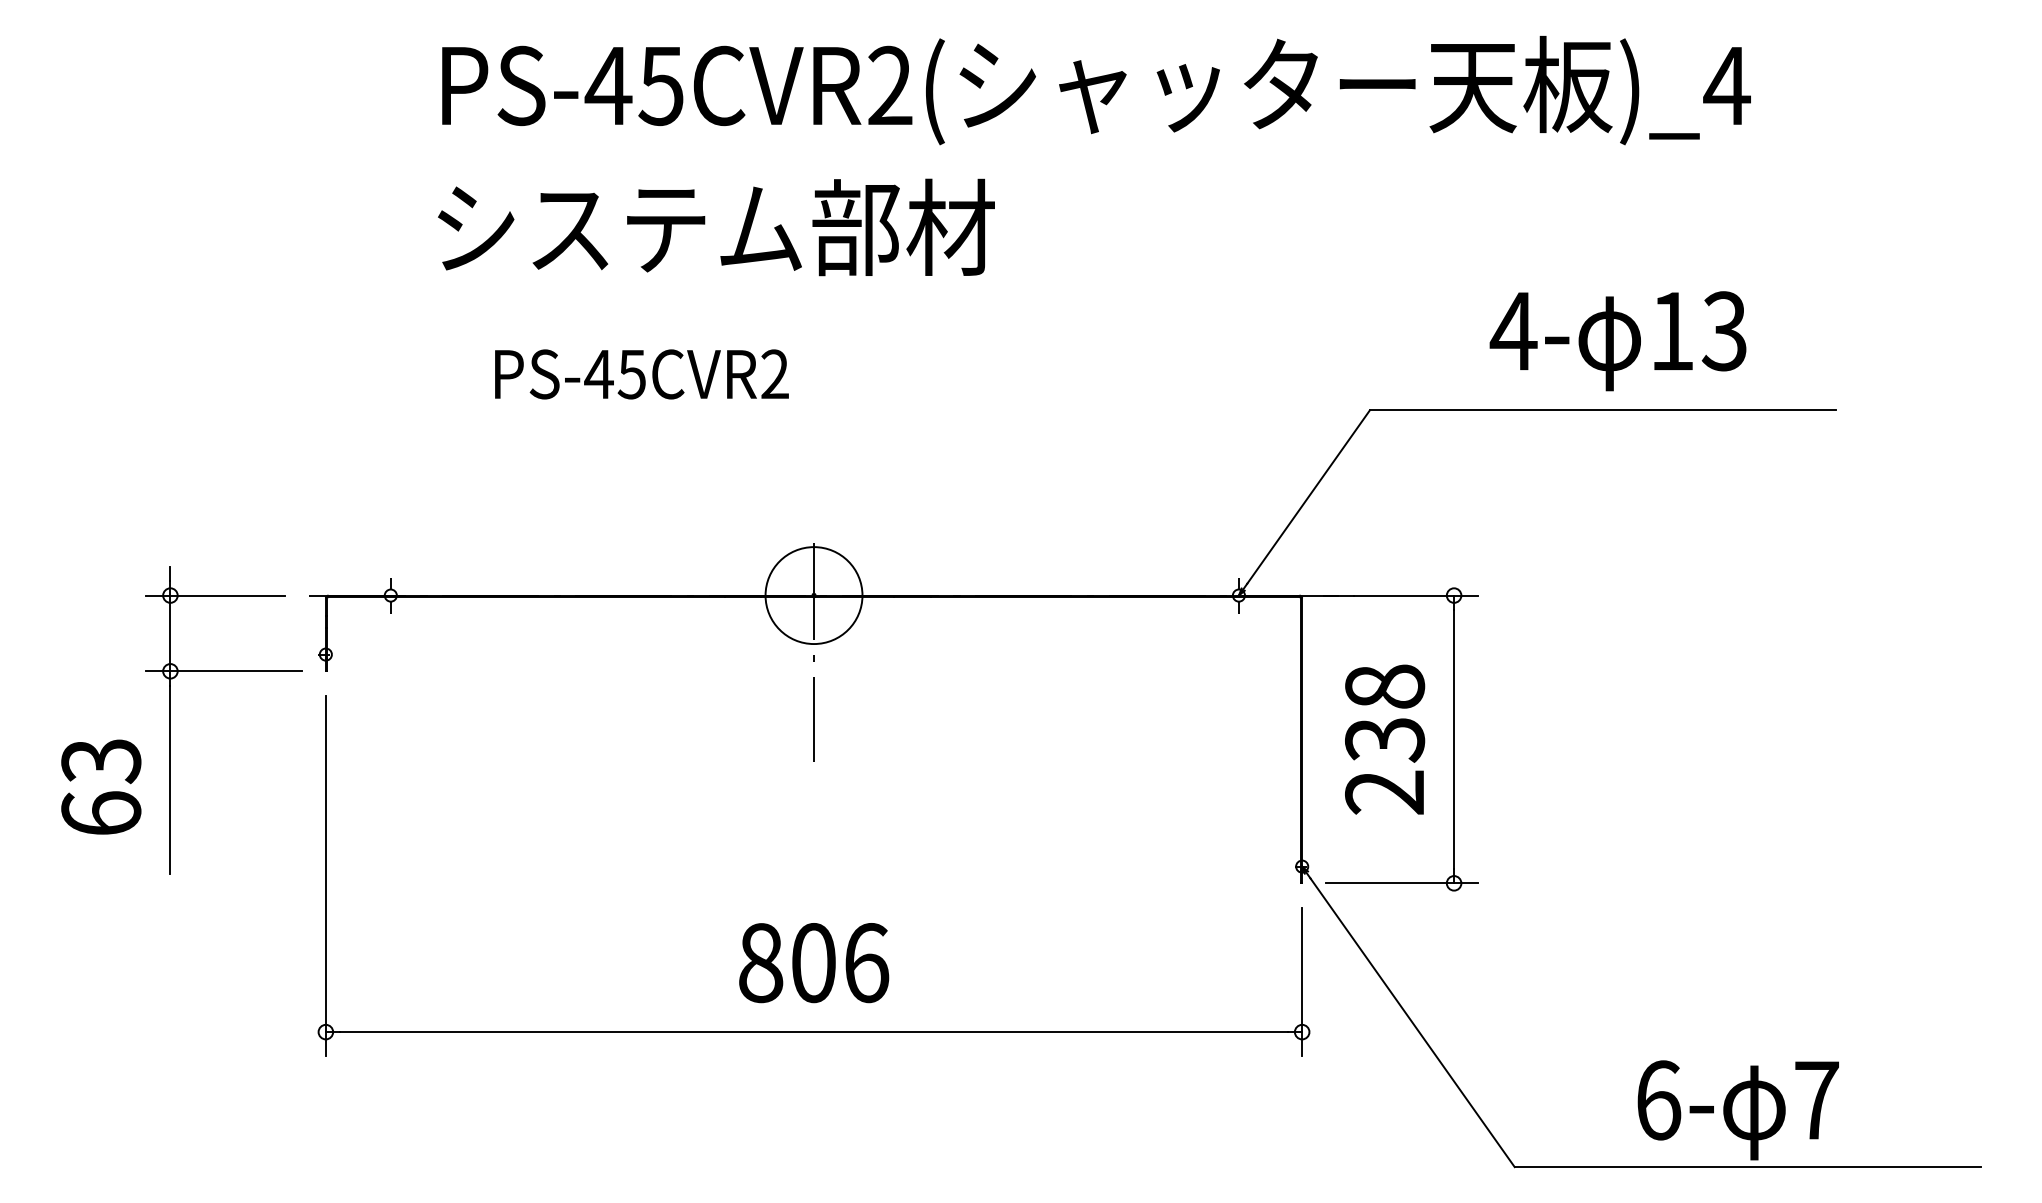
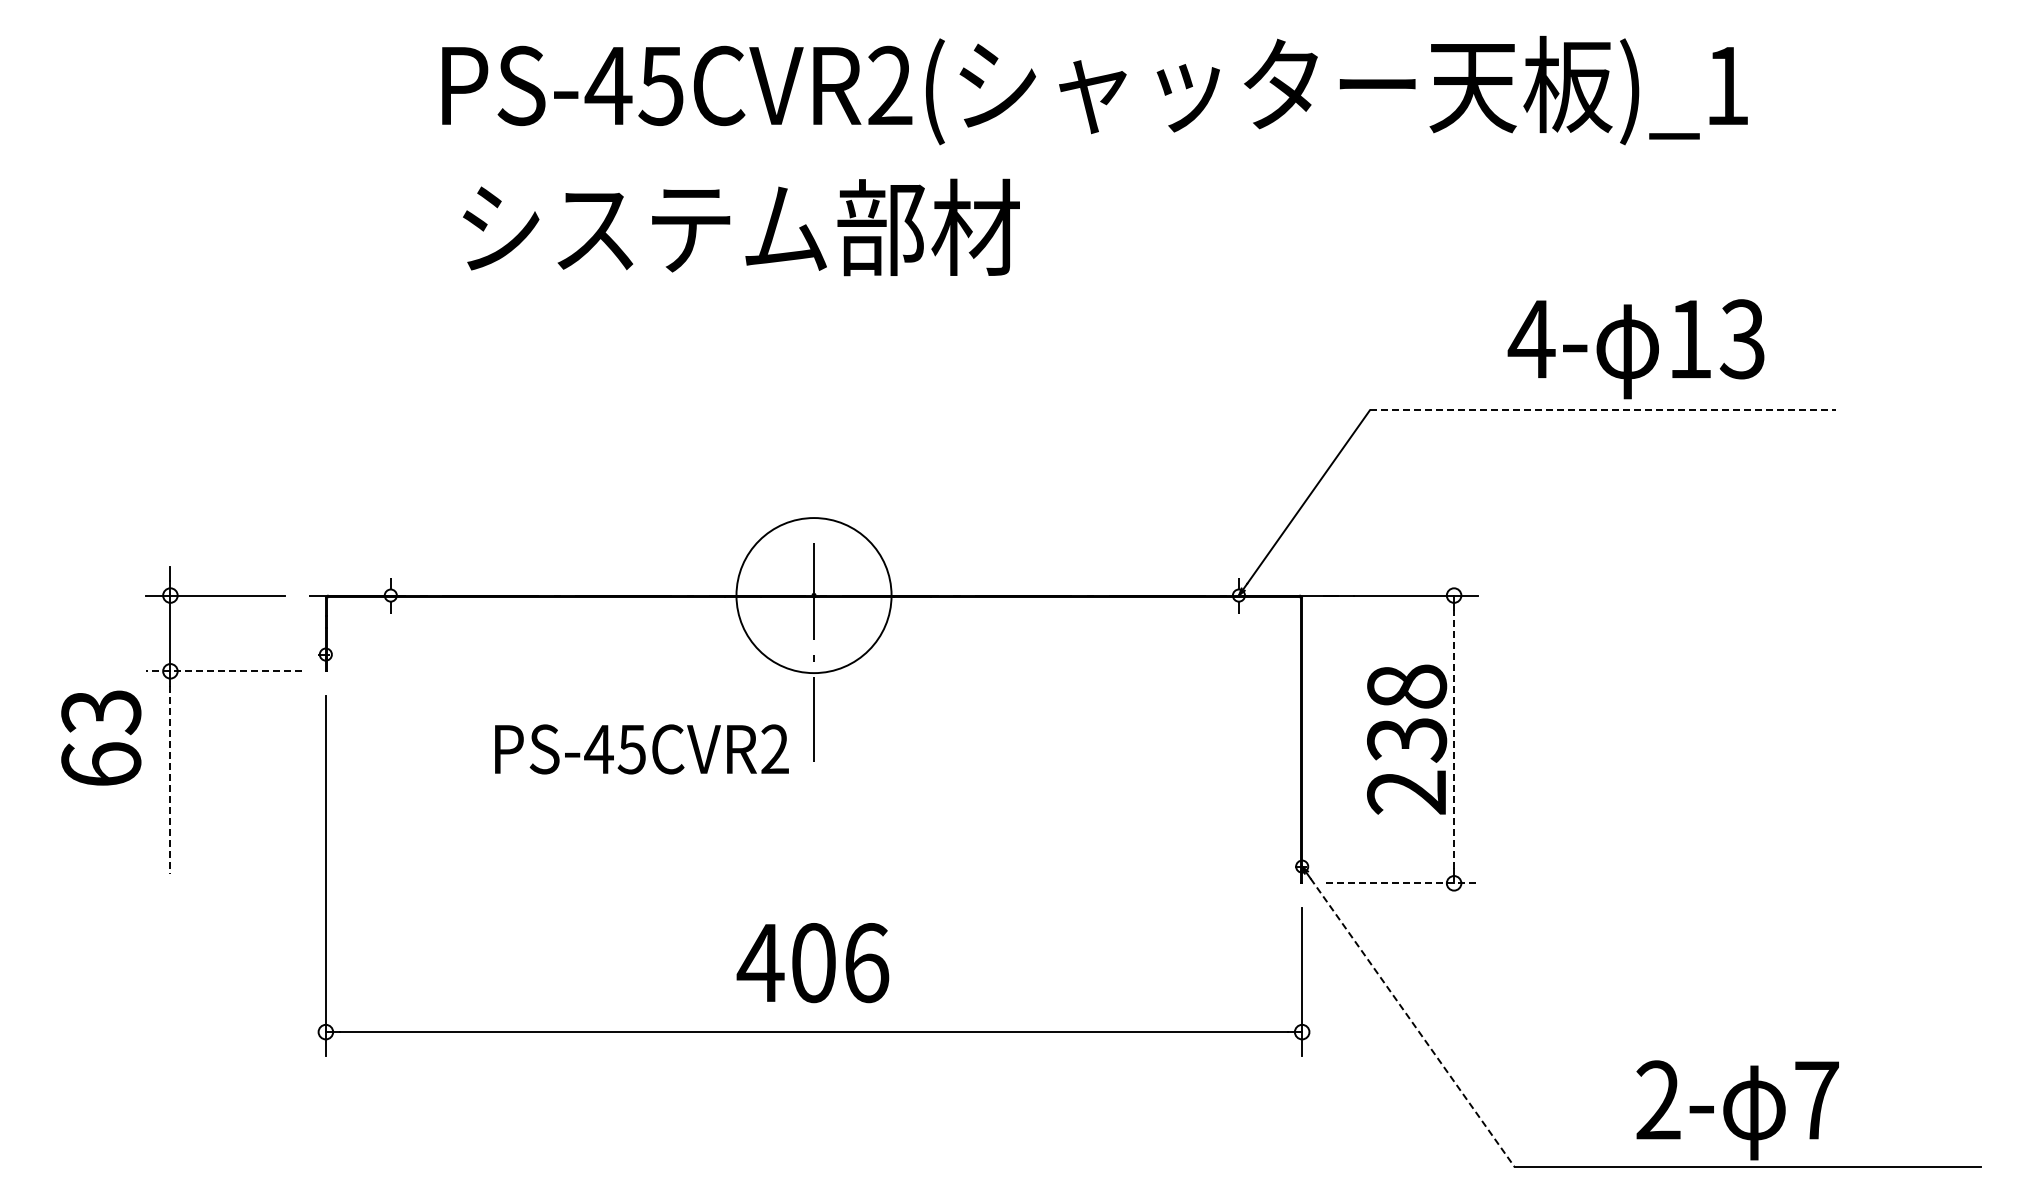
text: )_4 -> )_1 (1726, 85)
text position: (716, 227) -> (741, 227) (741, 227)
text position: (1617, 341) -> (1635, 349) (1635, 349)
text position: (641, 374) -> (641, 749) (641, 749)
line: solid -> dashed (1603, 410)
circle diameter: 97 px -> 155 px (813, 595)
line: solid -> dashed (223, 671)
line: solid -> dashed (1454, 738)
text position: (1385, 739) -> (1407, 739) (1407, 739)
line: solid -> dashed (170, 780)
text position: (101, 786) -> (101, 737) (101, 737)
line: solid -> dashed (1402, 883)
text: 806 -> 406 (760, 963)
line: solid -> dashed (1412, 1022)
text: 6- -> 2- (1658, 1100)
